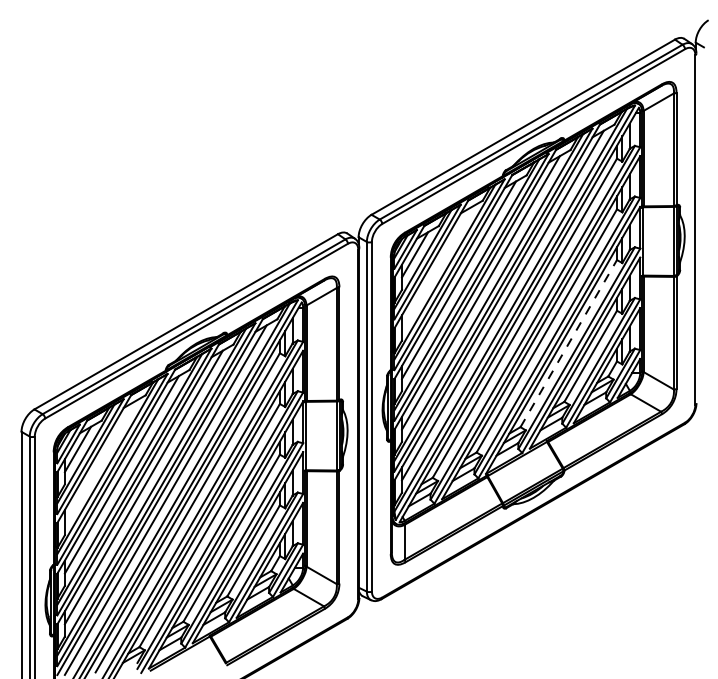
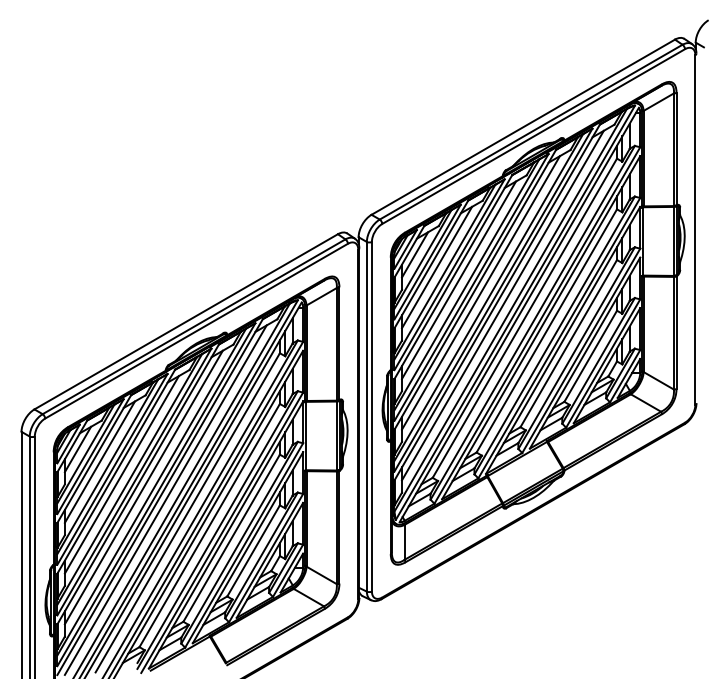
line: none -> present (437, 267)
line: dashed -> solid (569, 343)
line: none -> present (99, 461)
